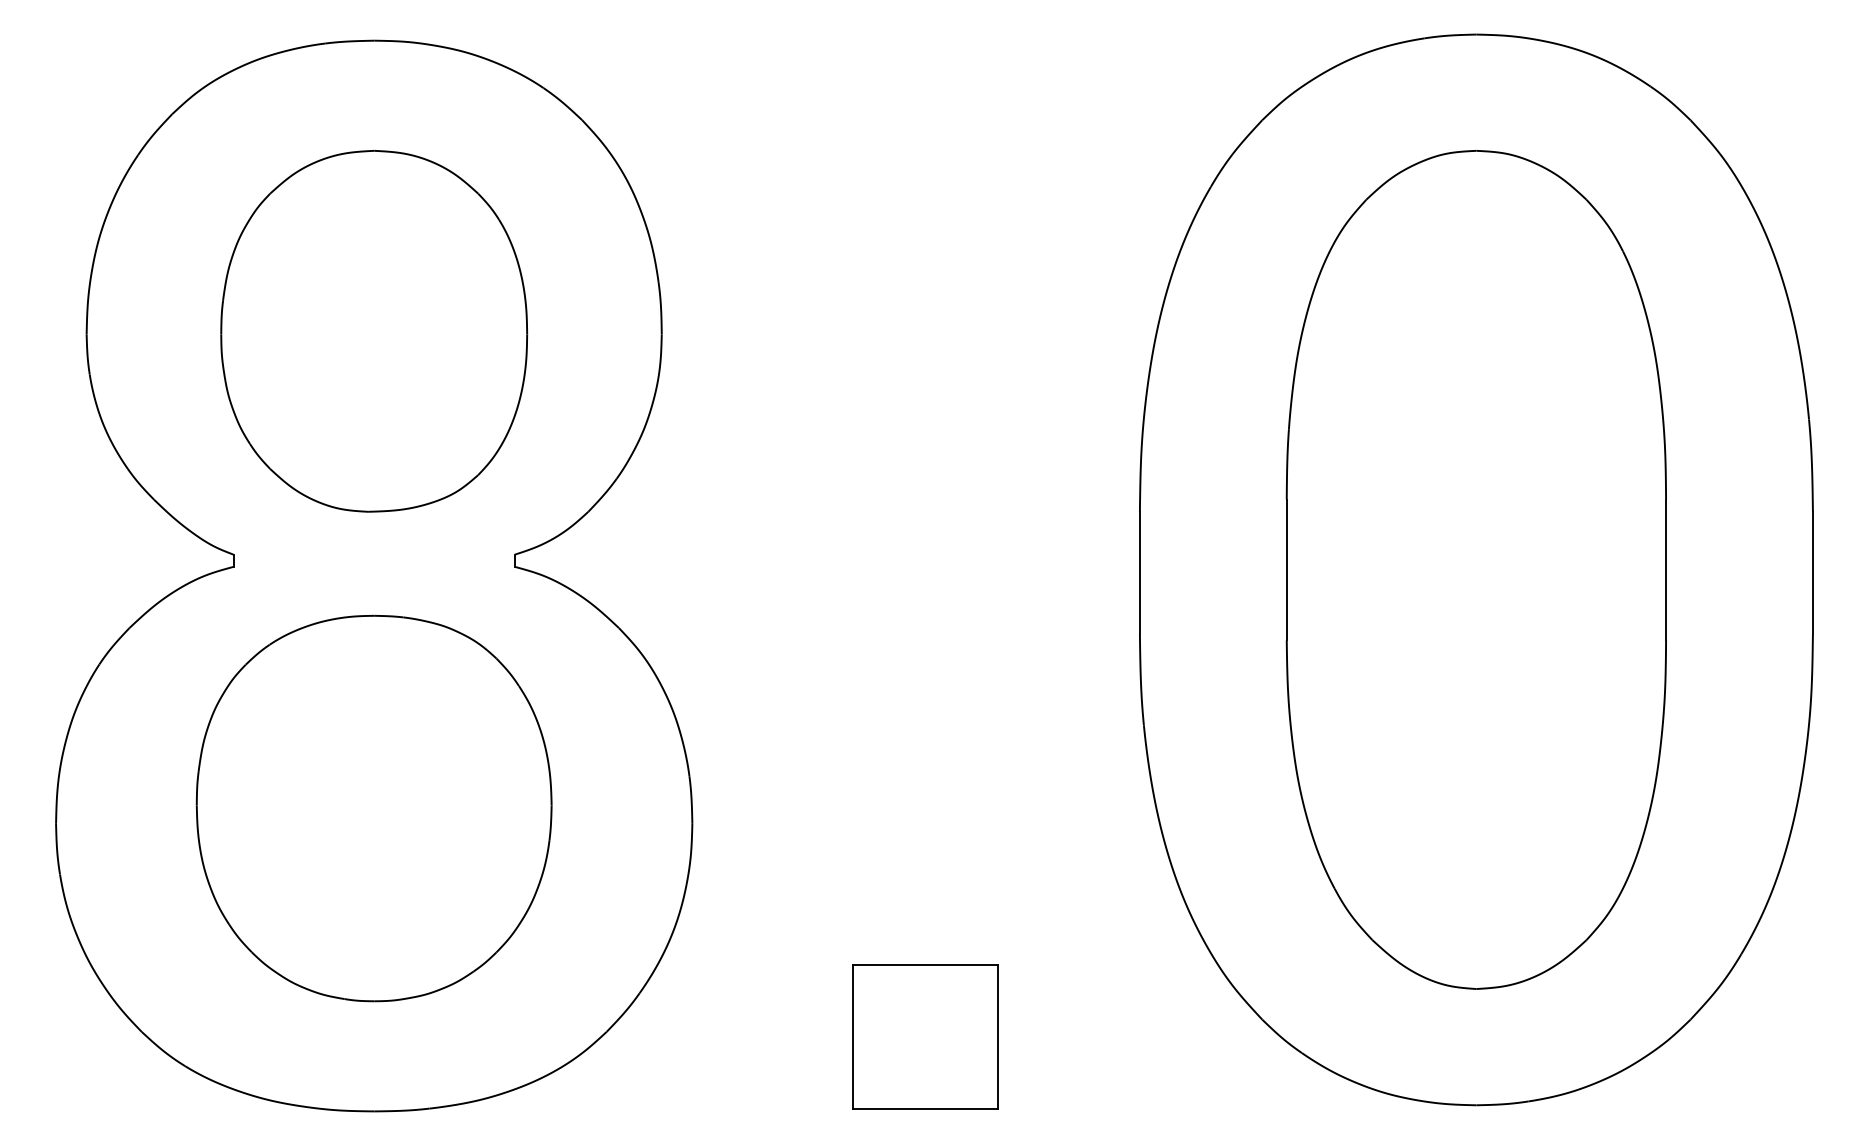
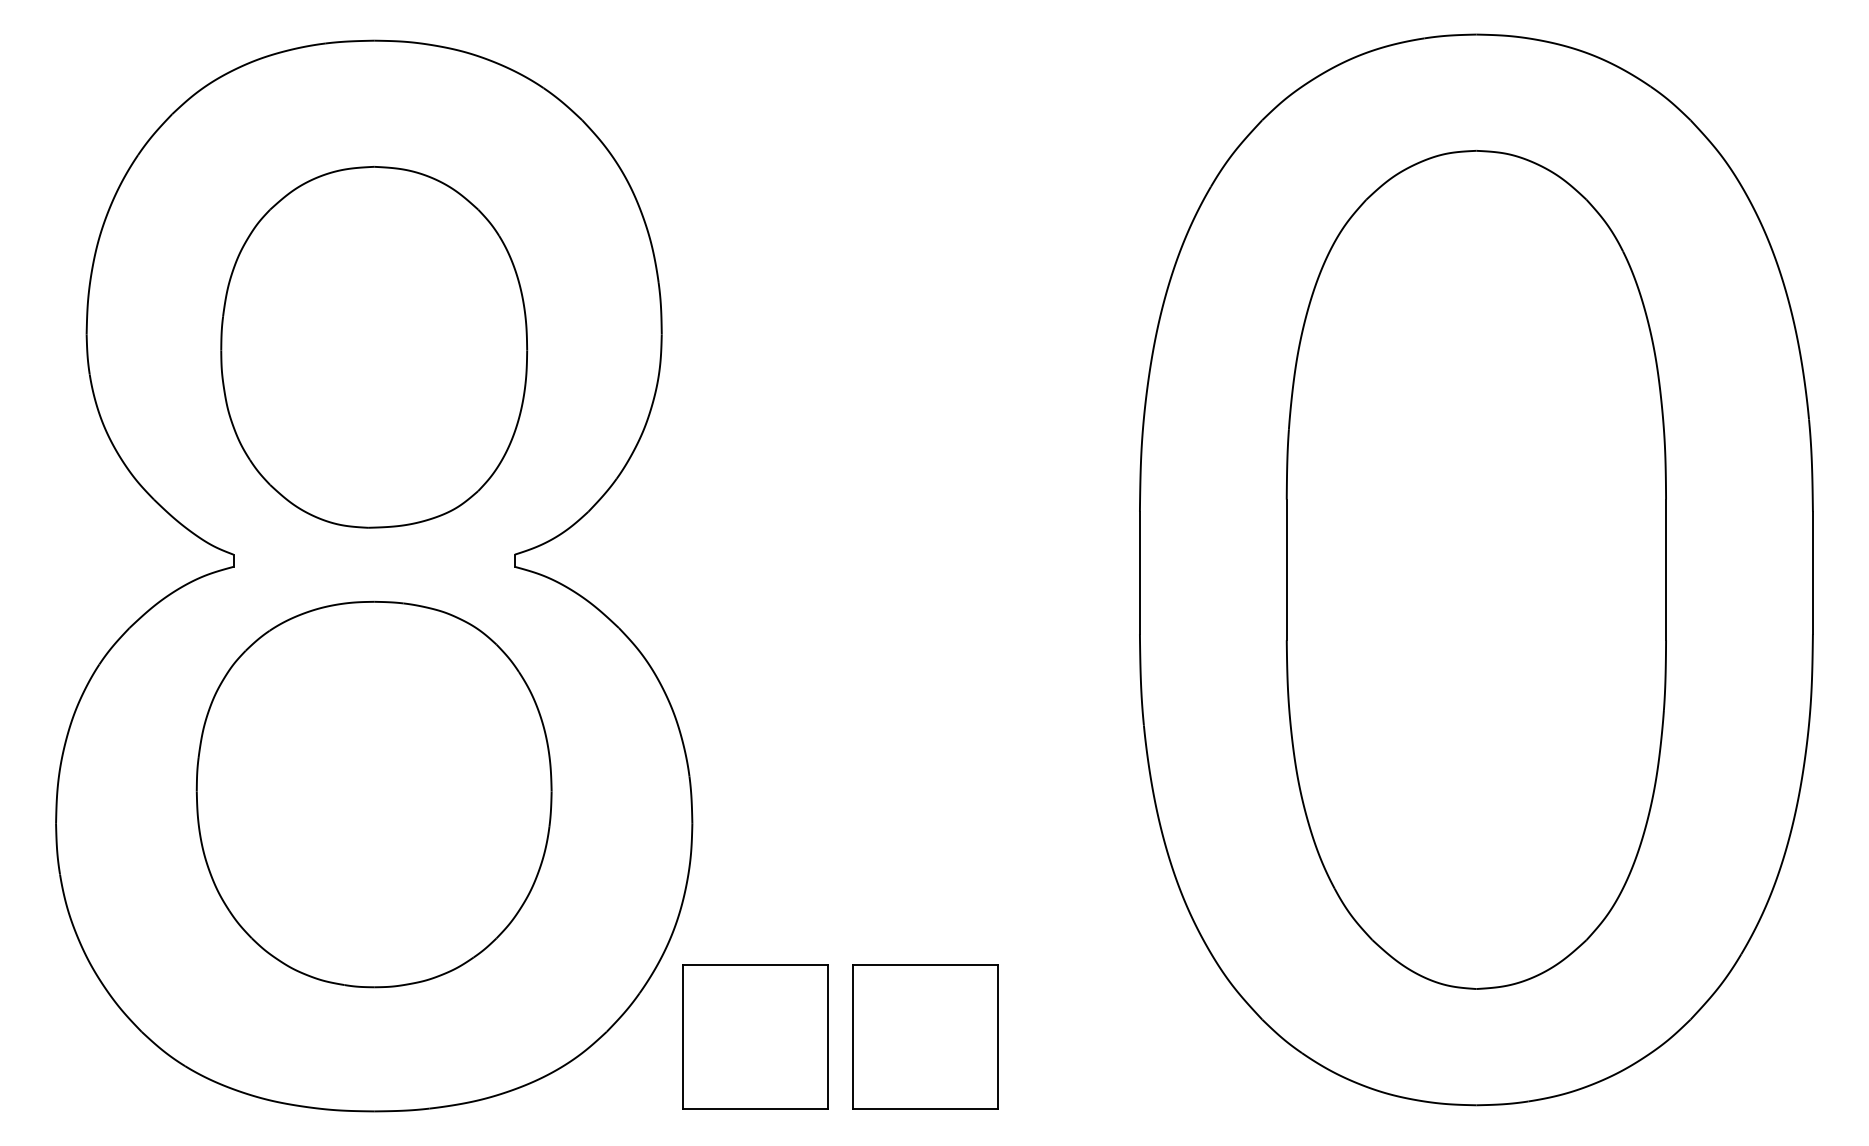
part position: (374, 331) -> (374, 347) (374, 347)
part position: (373, 808) -> (373, 794) (373, 794)
part: none -> present (755, 1036)
